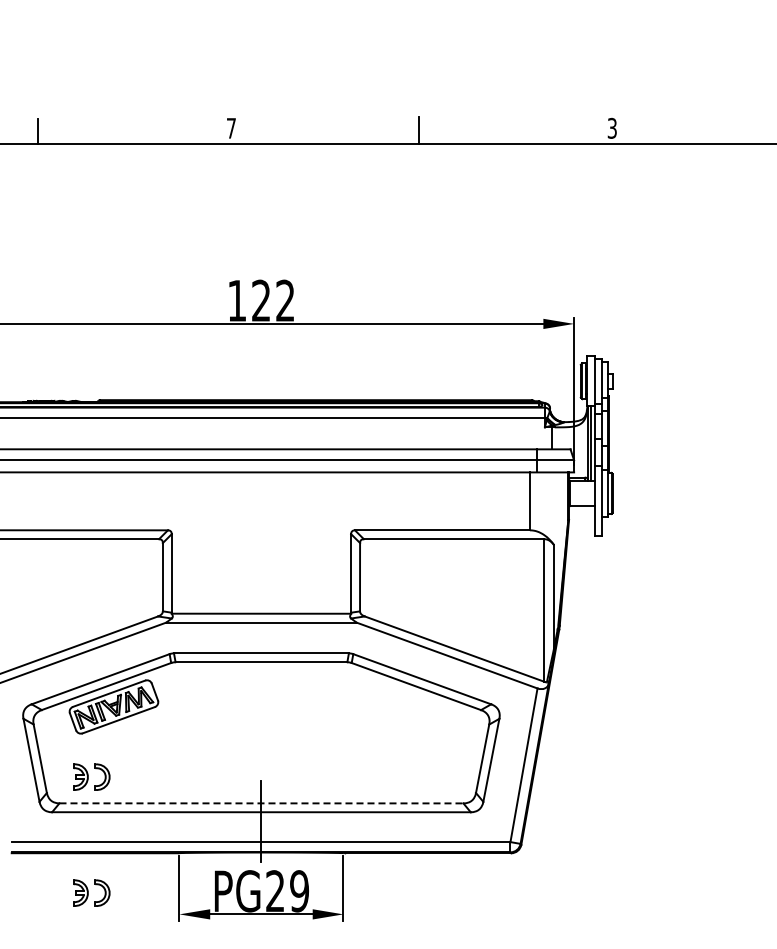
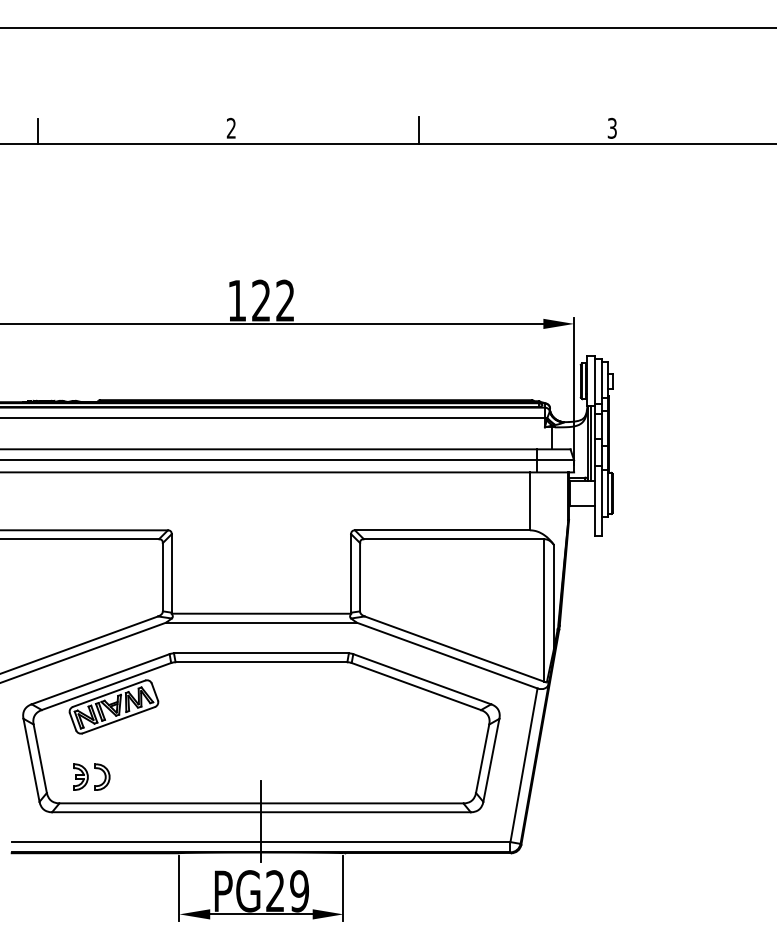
line: none -> present (387, 28)
text: 7 -> 2 (230, 127)
line: dashed -> solid (261, 803)
part: present -> none (91, 892)
